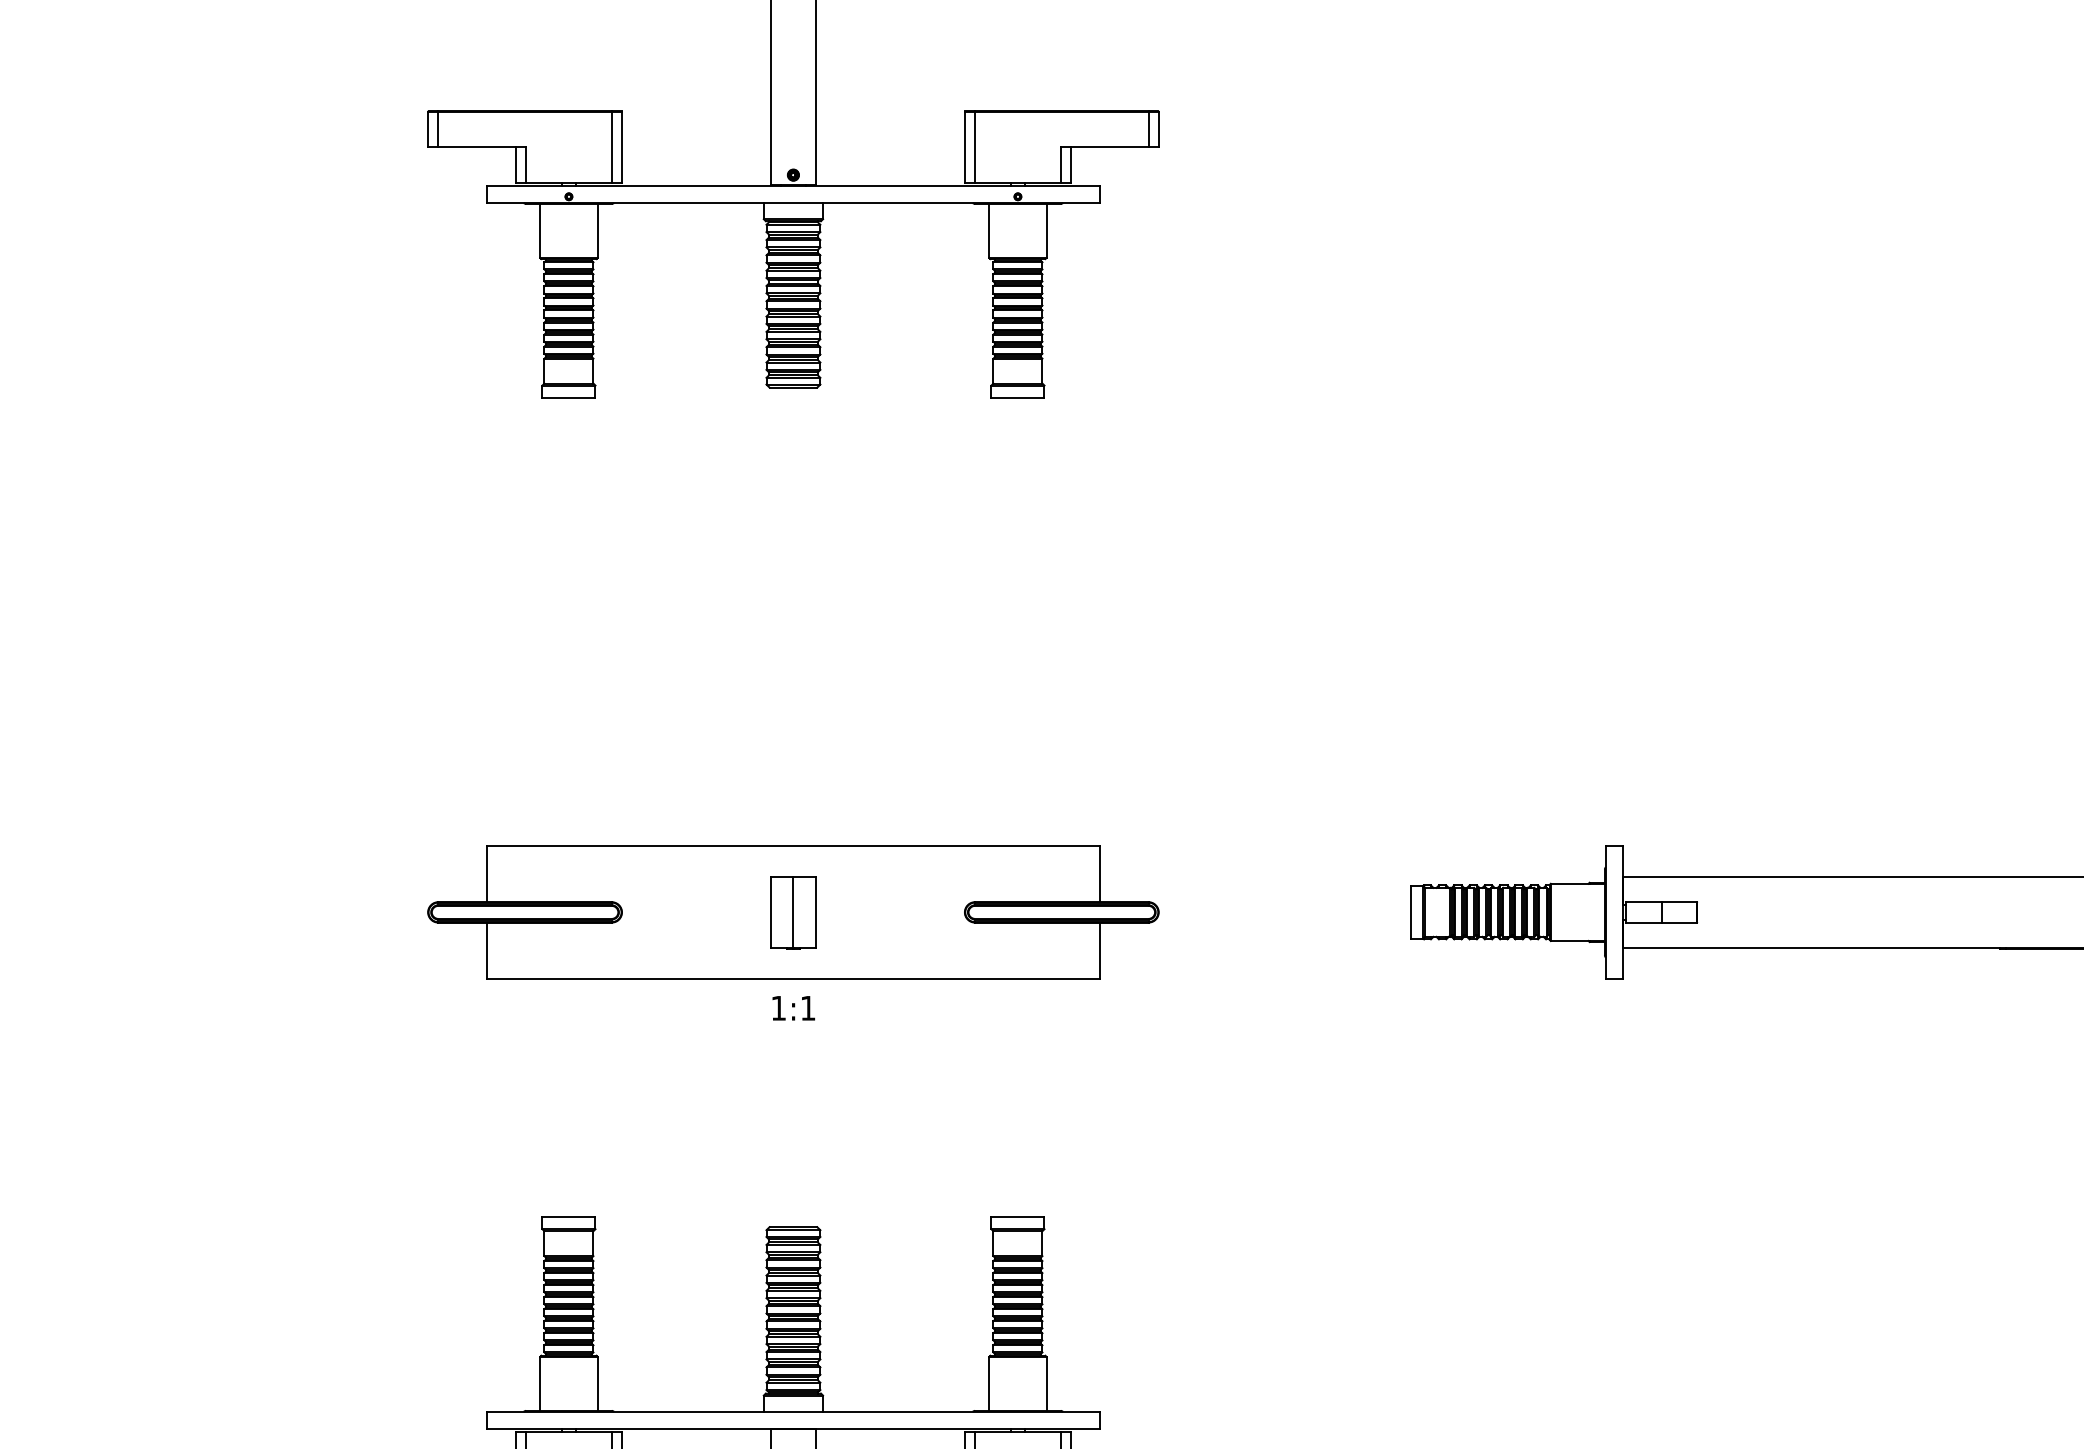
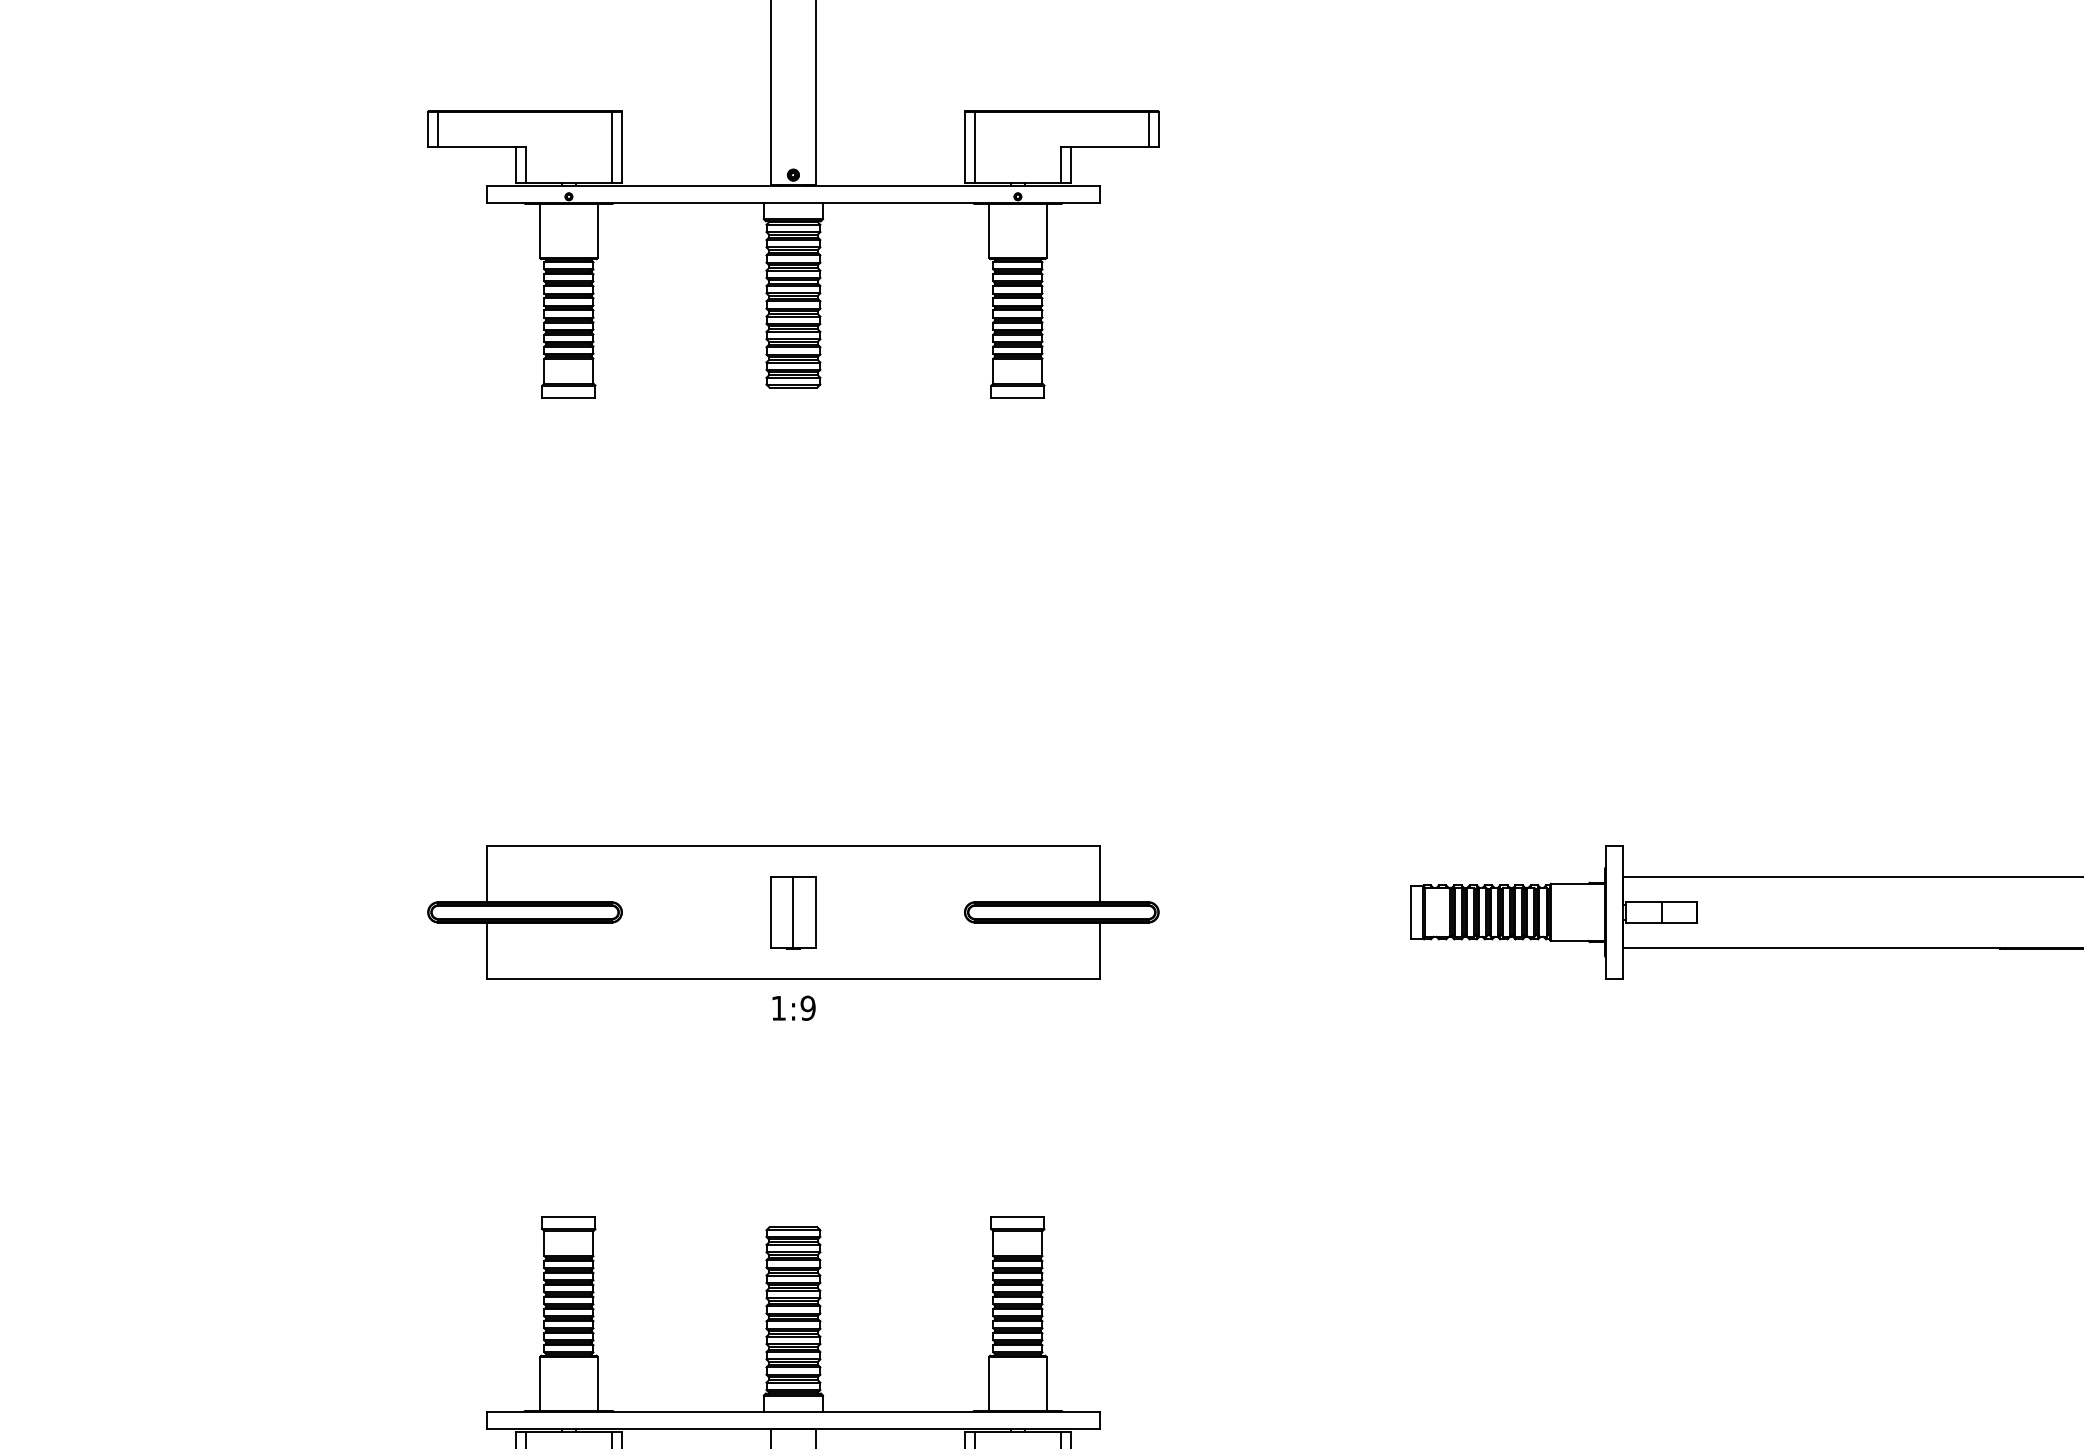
text: 1:1 -> 1:9 (807, 1007)
